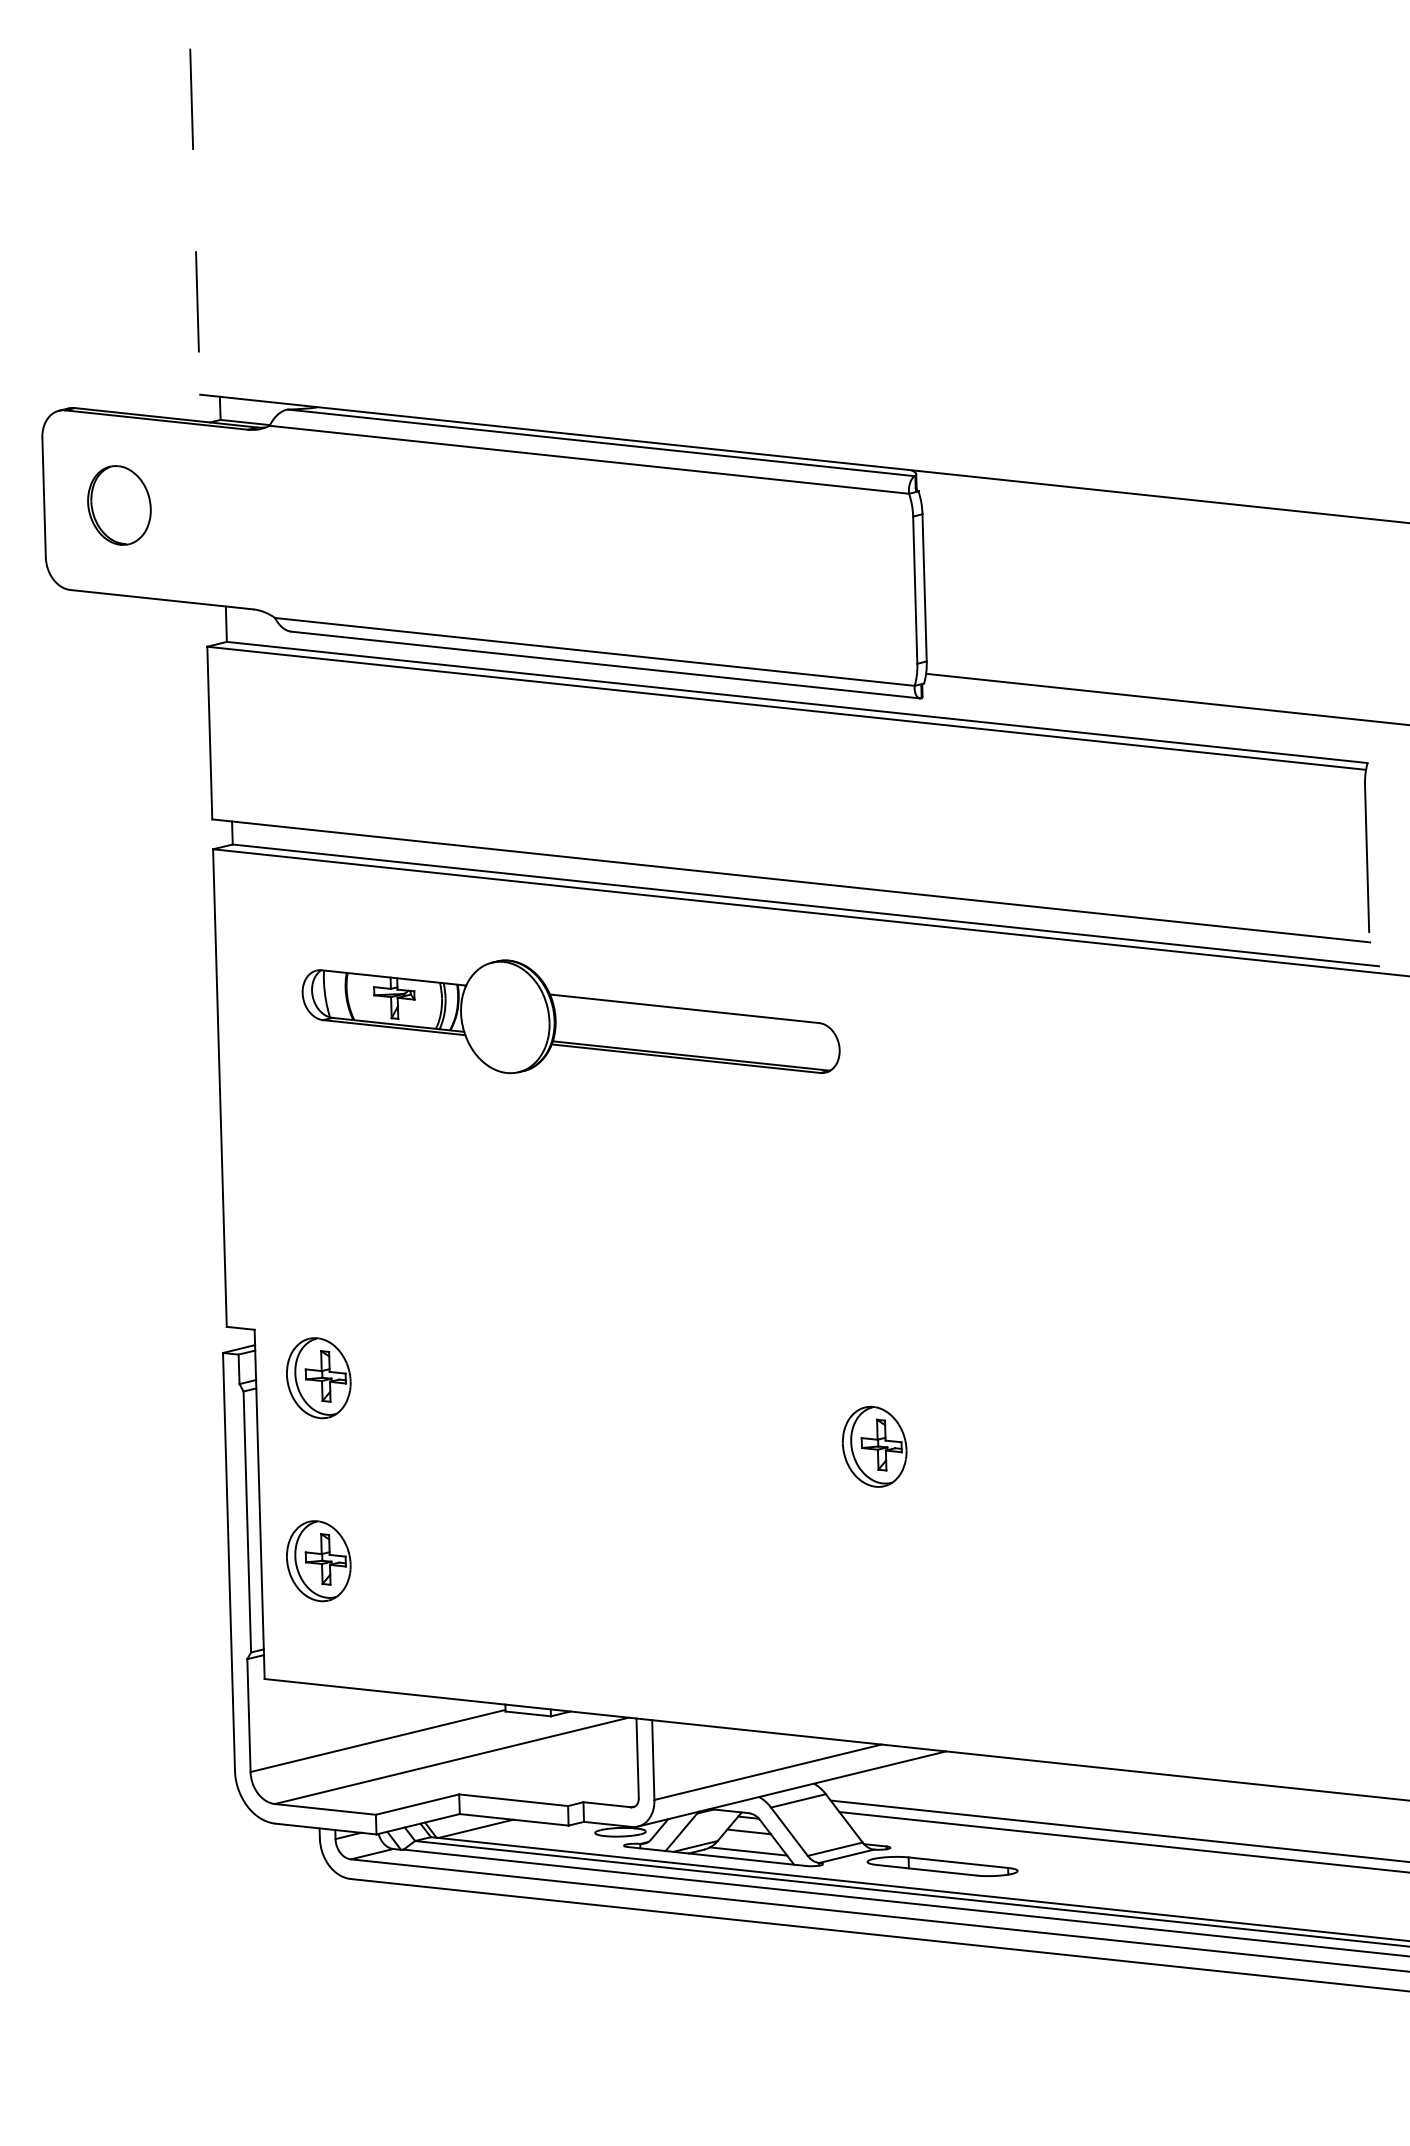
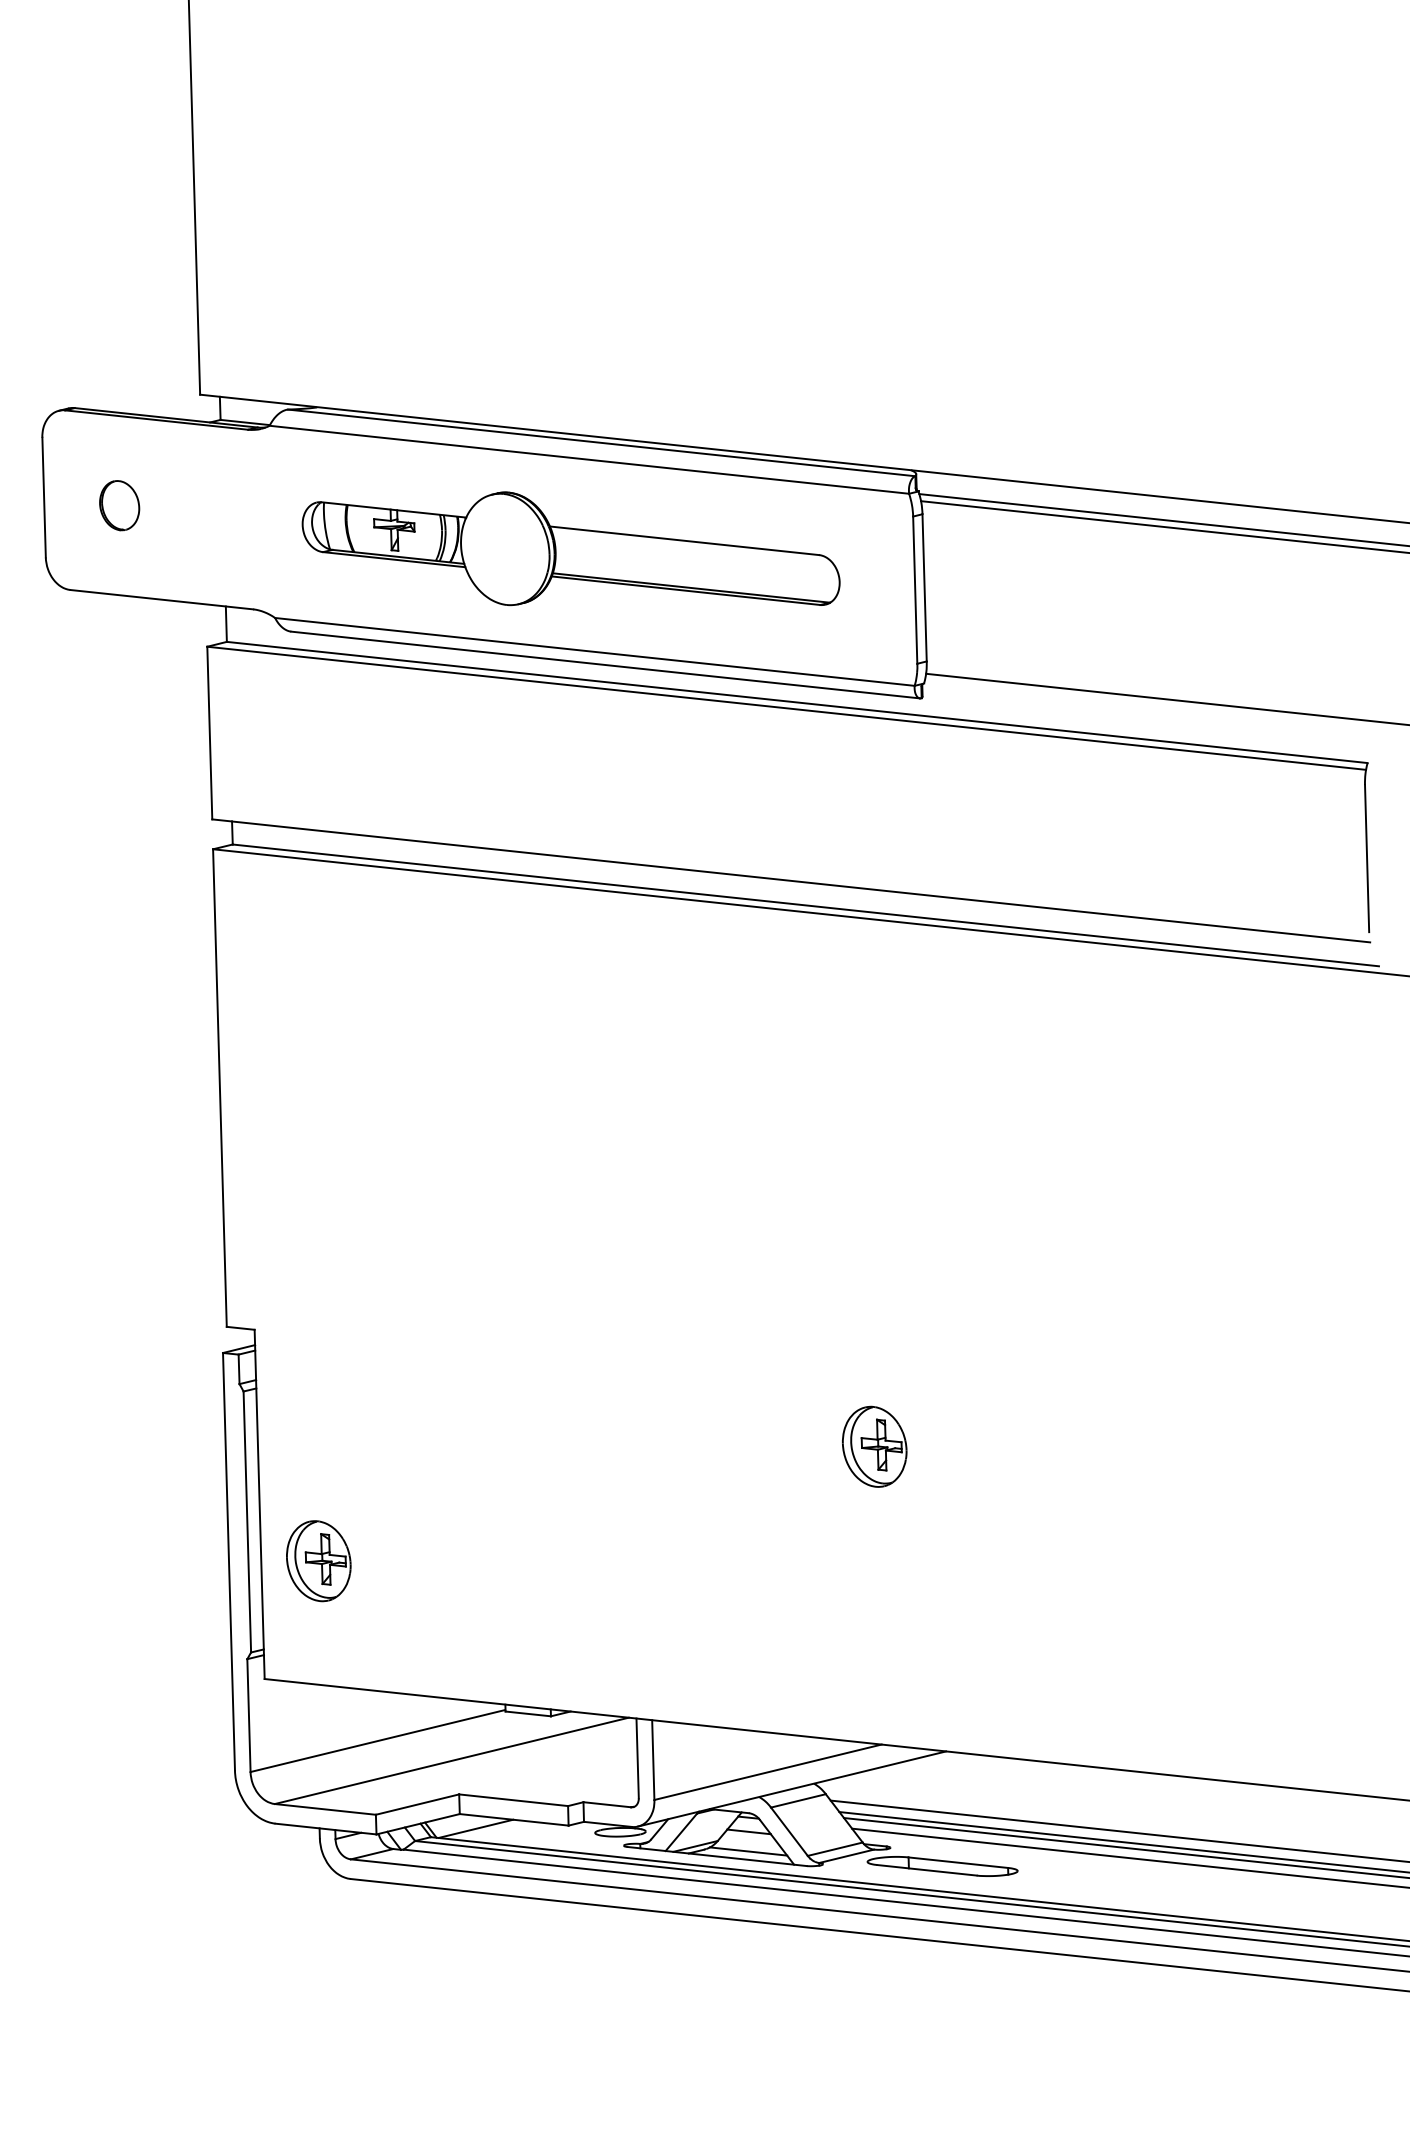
line: dashed -> solid (194, 197)
part size: 65x81 px -> 42x52 px (119, 505)
line: none -> present (1162, 519)
line: none -> present (1163, 526)
part position: (570, 1016) -> (570, 548) (570, 548)
part: present -> none (318, 1378)
line: none -> present (1124, 1847)
line: none -> present (1129, 1857)
